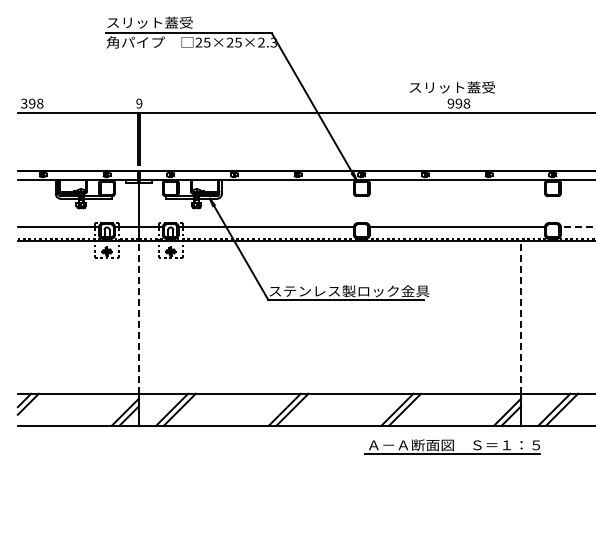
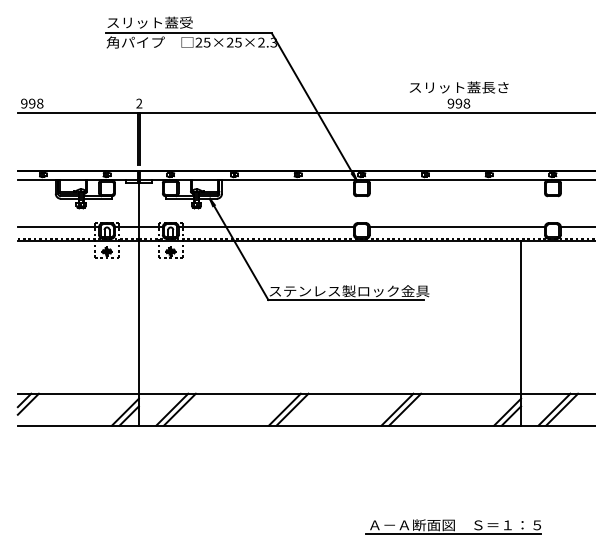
text: スリット蓋受 -> スリット蓋長さ (495, 87)
text: 398 -> 998 (24, 103)
text: 9 -> 2 (139, 103)
line: dashed -> solid (577, 226)
line: dashed -> solid (138, 316)
line: dashed -> solid (521, 316)
part position: (452, 446) -> (453, 526) (453, 526)
